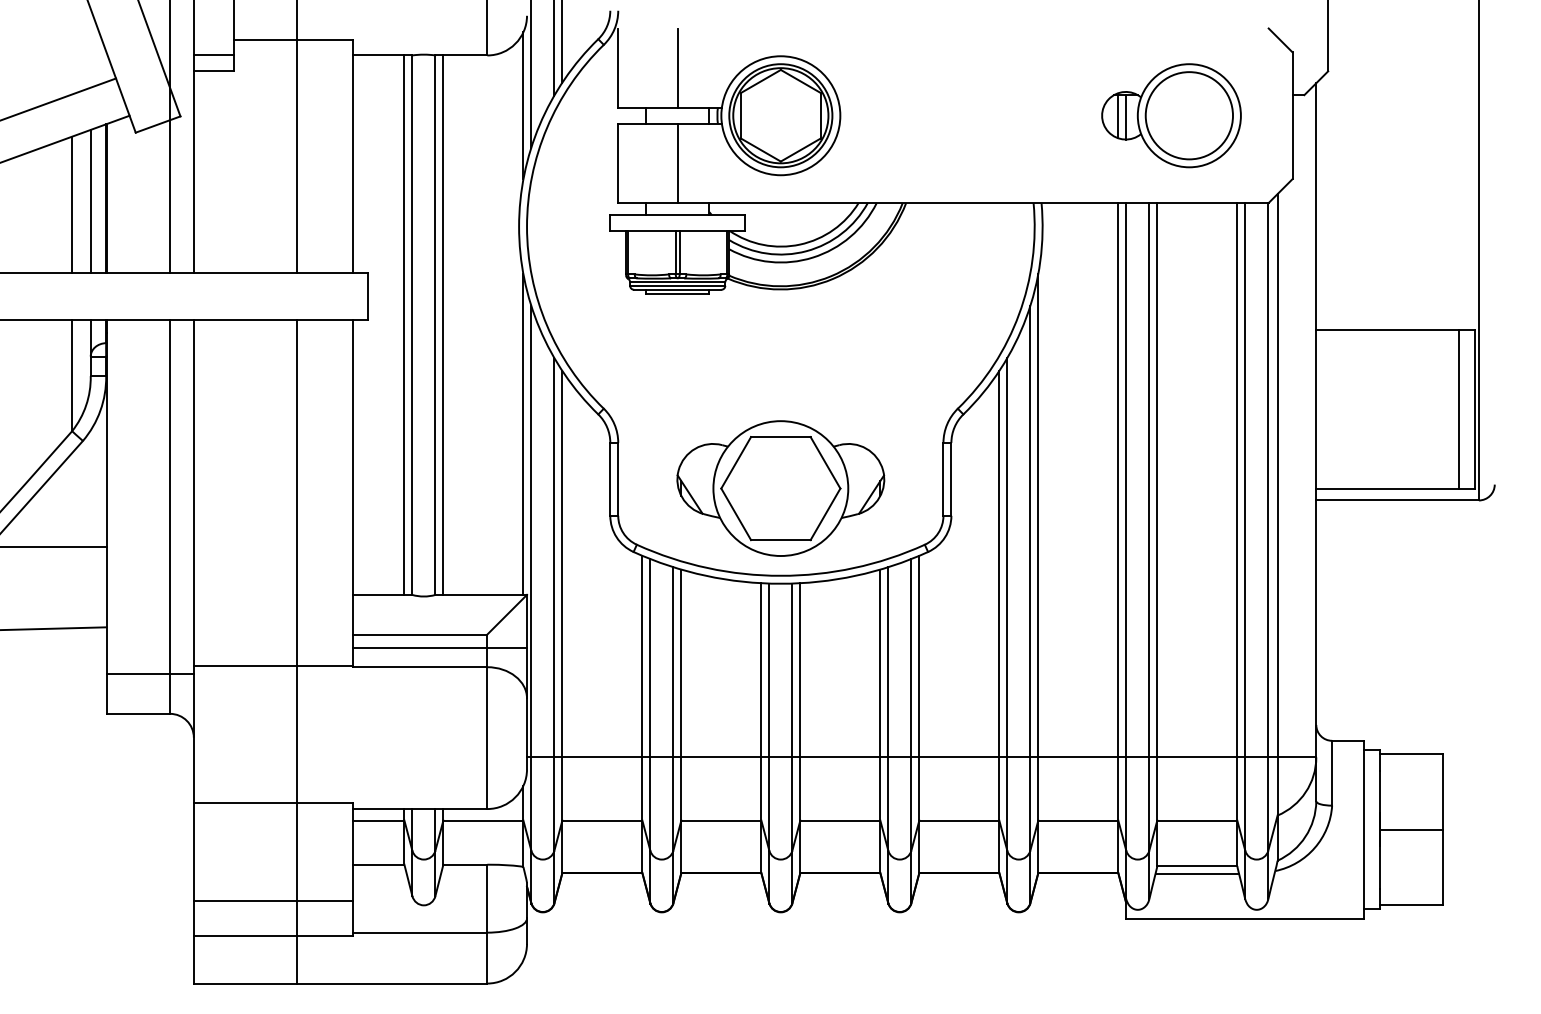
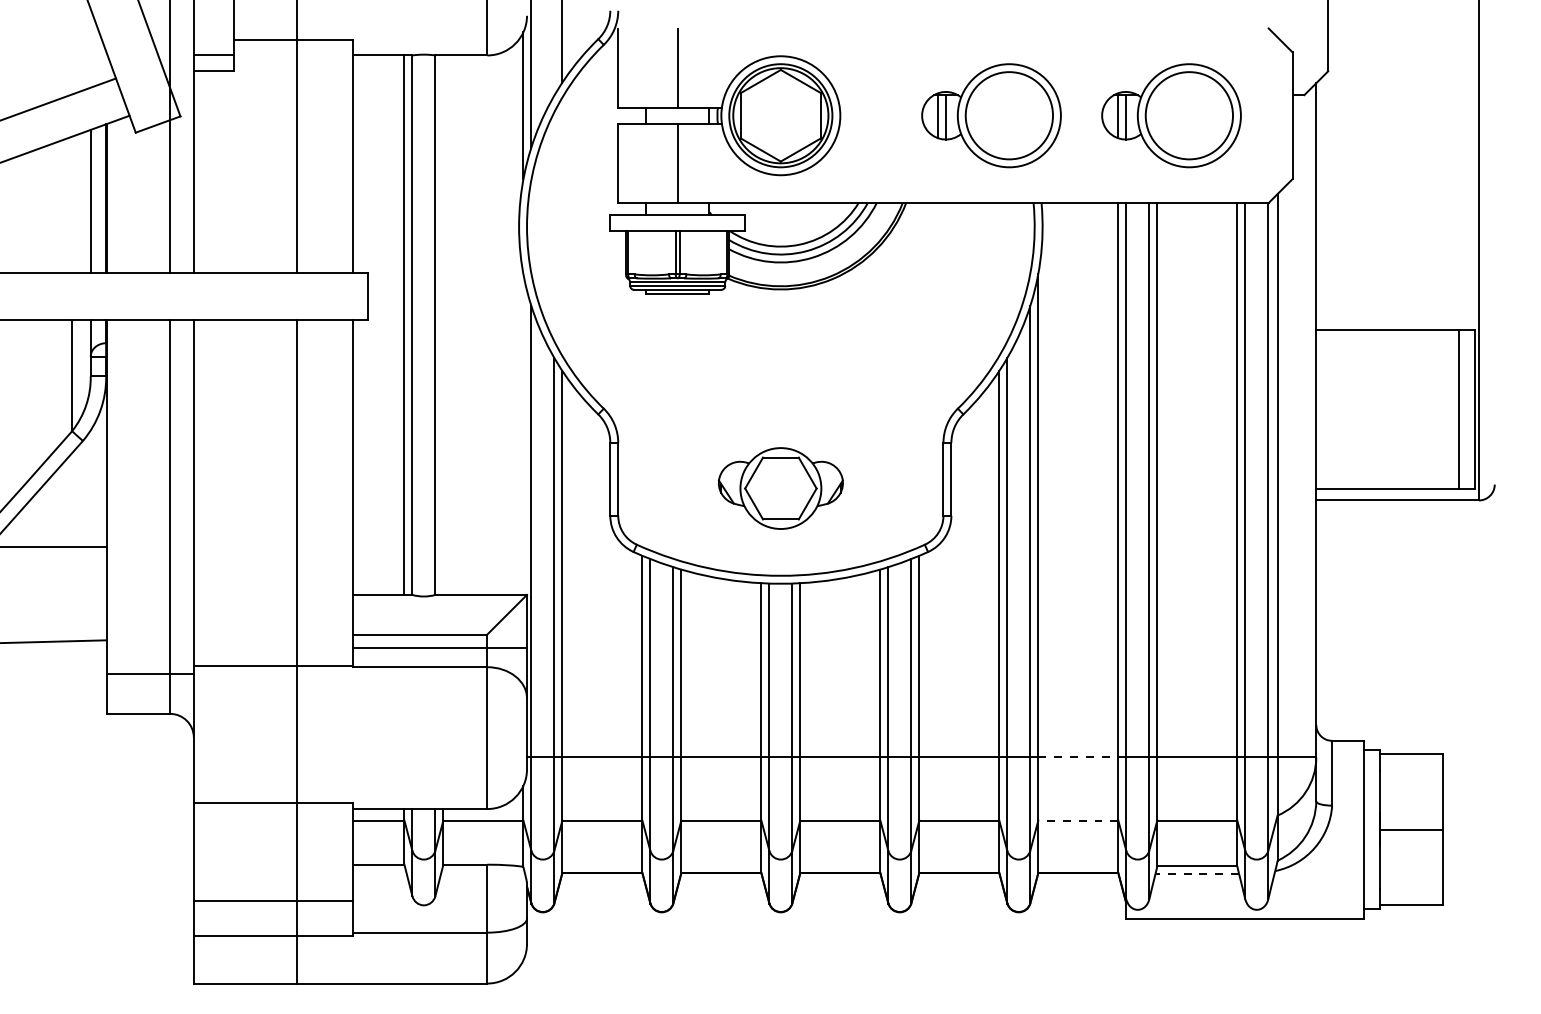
line: present -> none (554, 48)
part: none -> present (991, 115)
line: present -> none (72, 204)
line: present -> none (443, 324)
line: present -> none (523, 434)
part size: 210x137 px -> 126x83 px (780, 488)
line position: (54, 628) -> (54, 641) (54, 641)
line: solid -> dashed (1078, 757)
line: solid -> dashed (1077, 820)
line: solid -> dashed (1197, 873)
